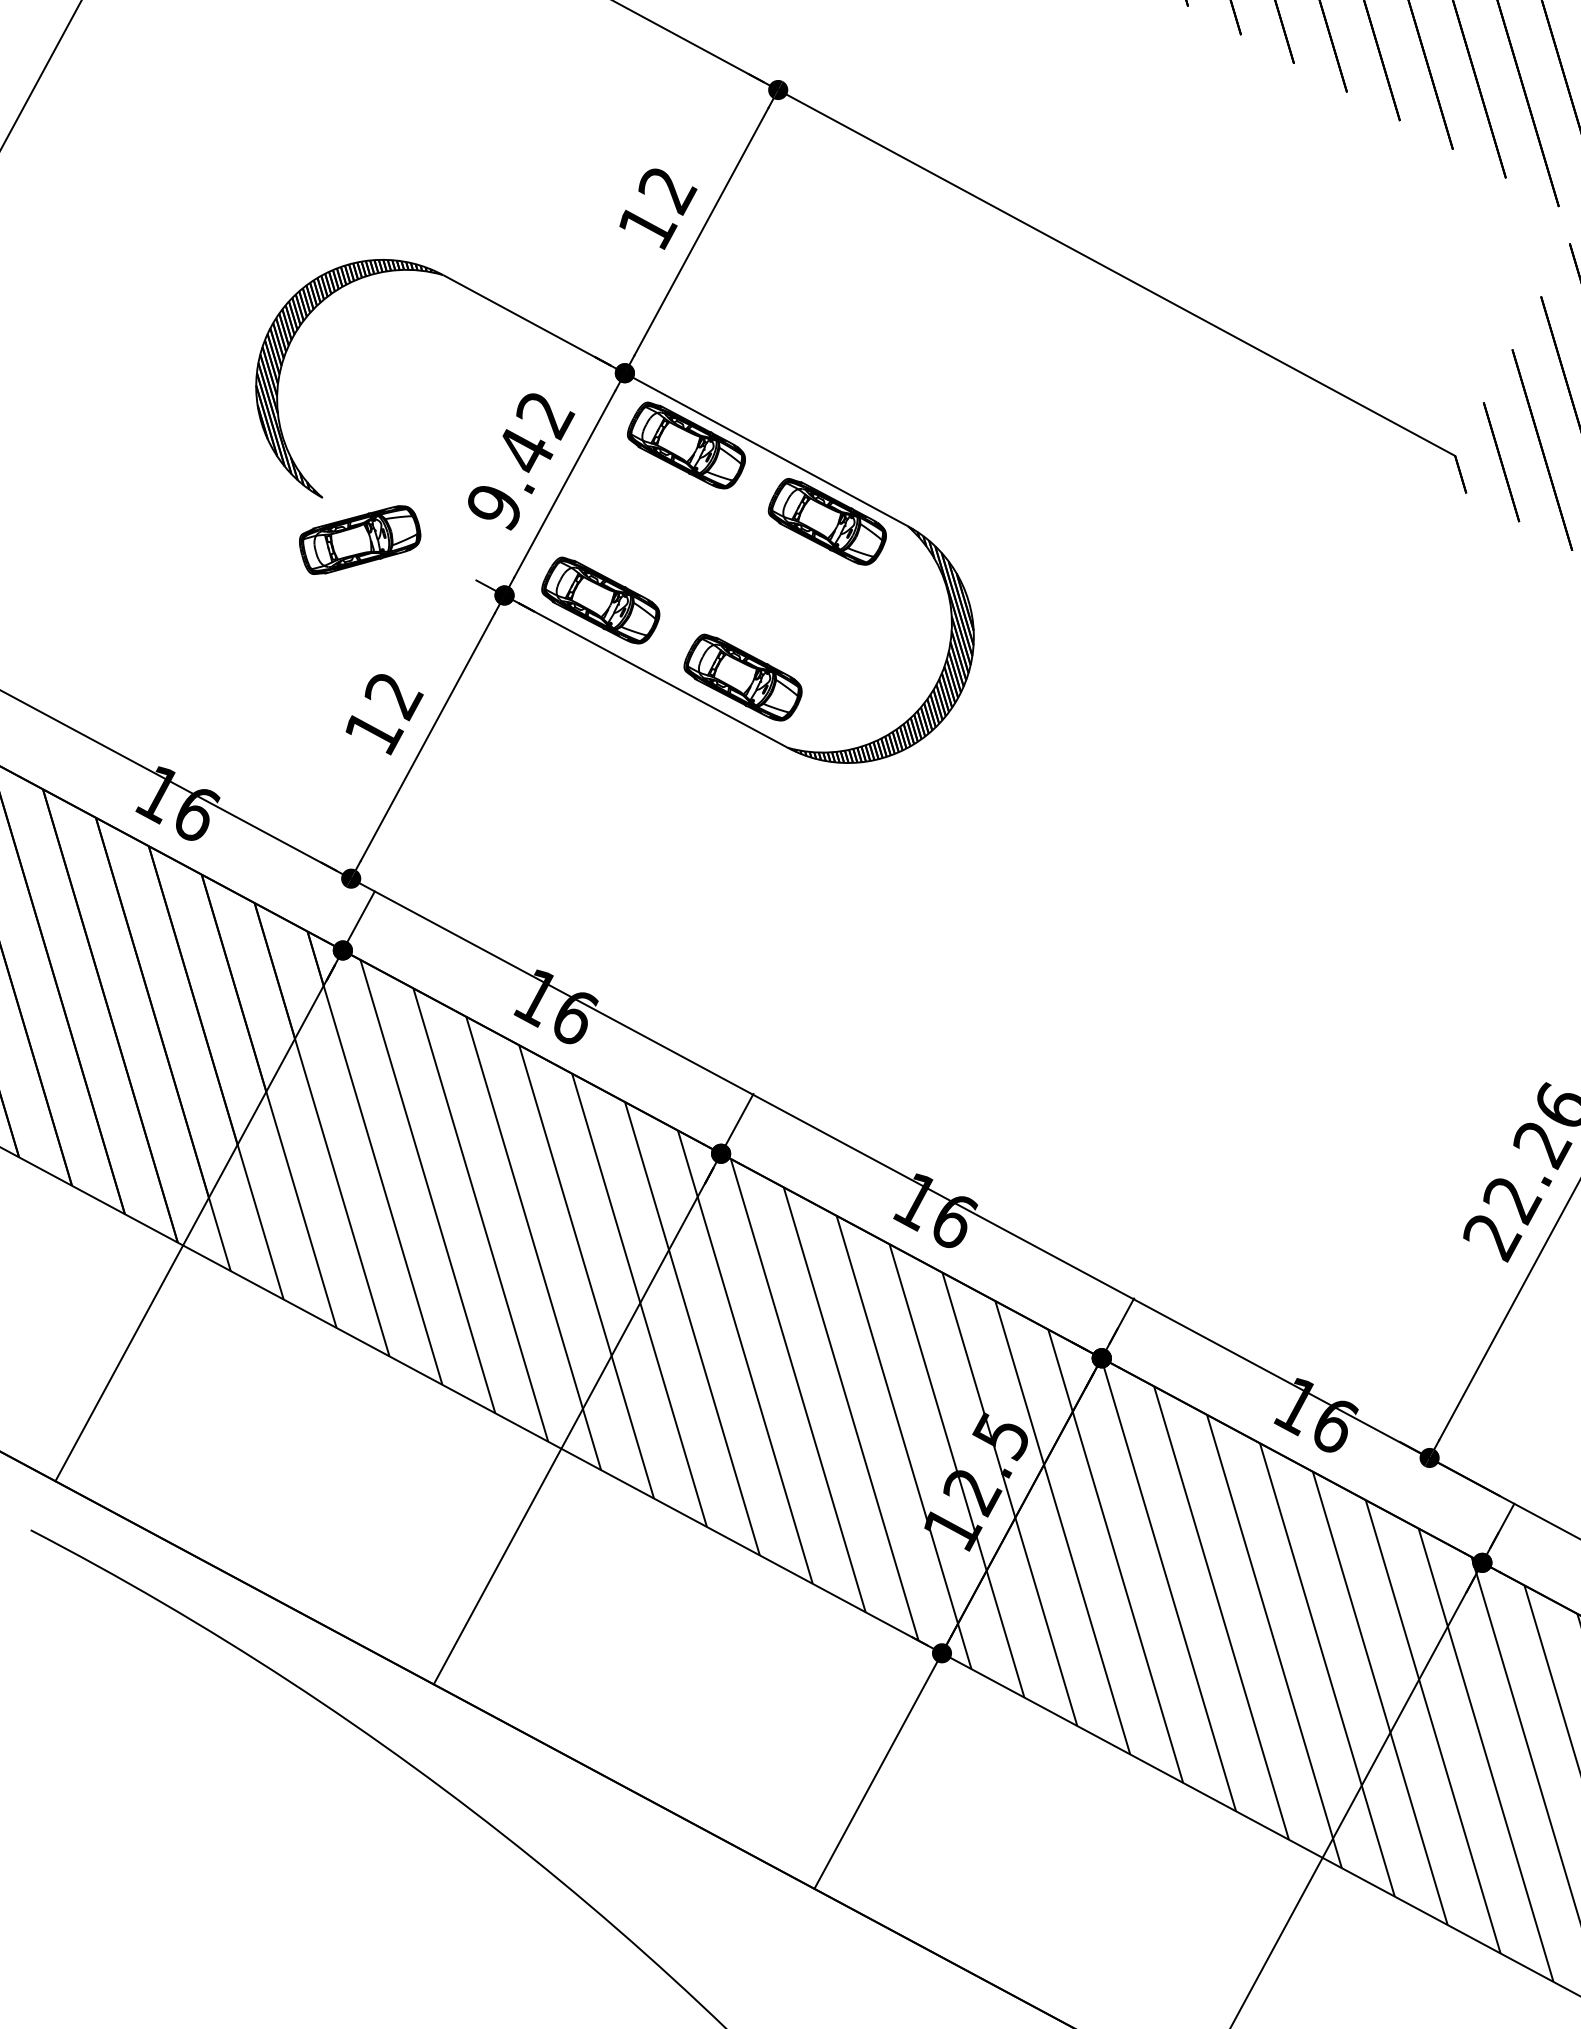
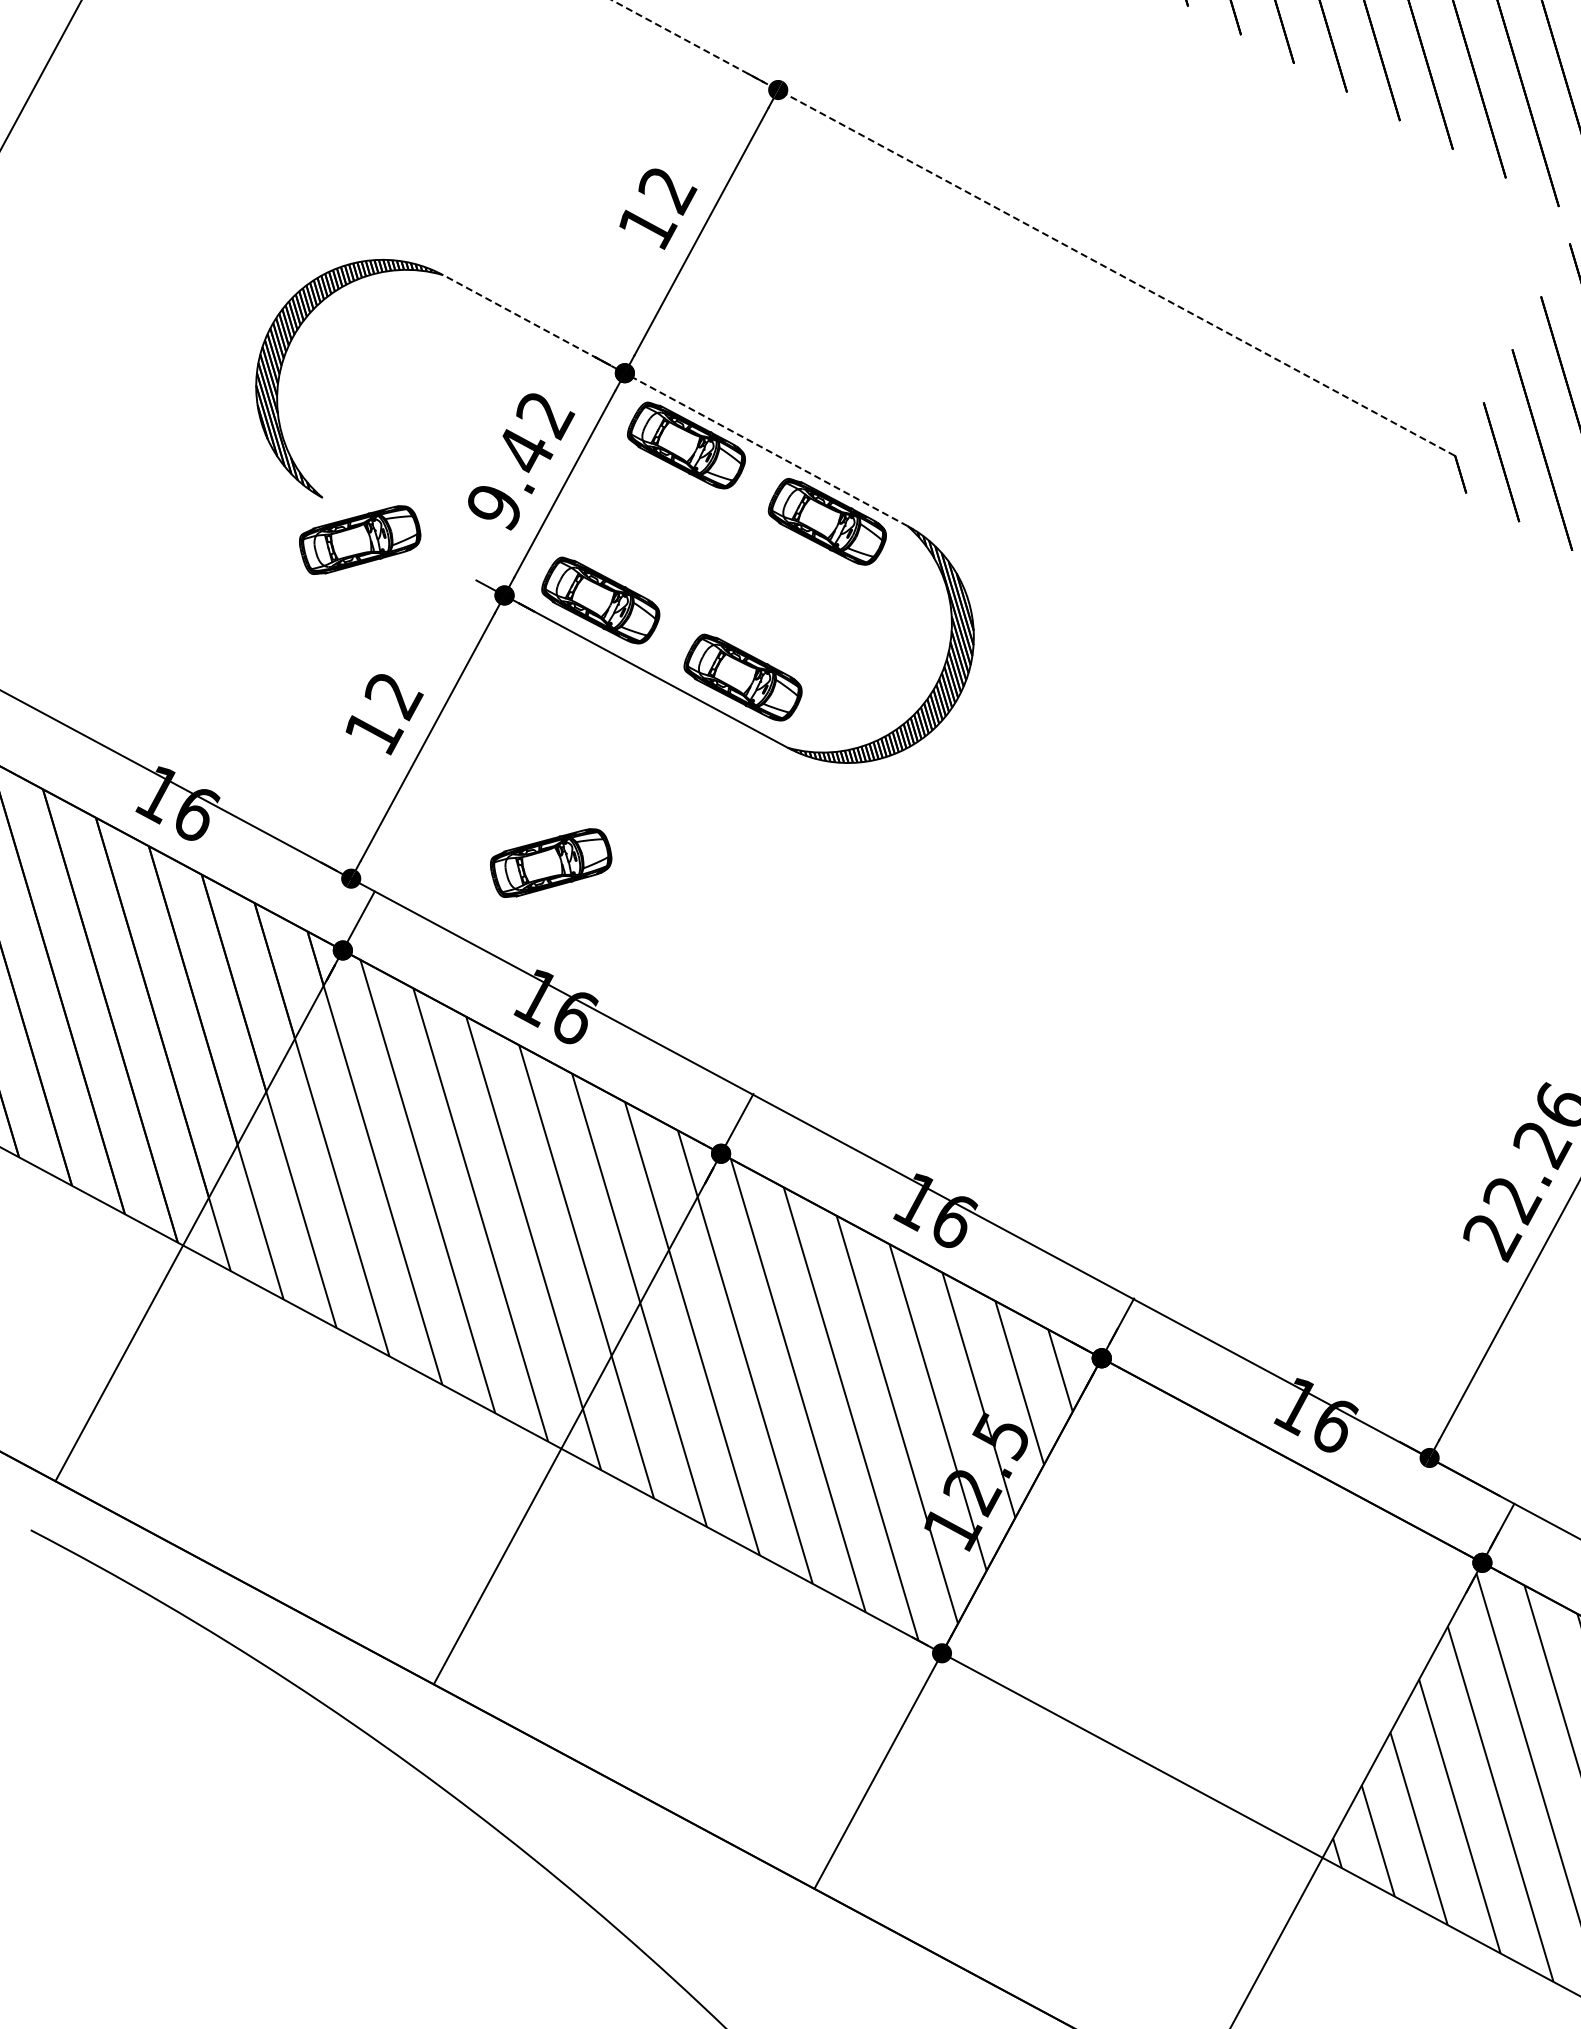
line: solid -> dashed (1033, 228)
line: solid -> dashed (675, 400)
part: none -> present (551, 862)
hatch: present -> none (1217, 1598)
